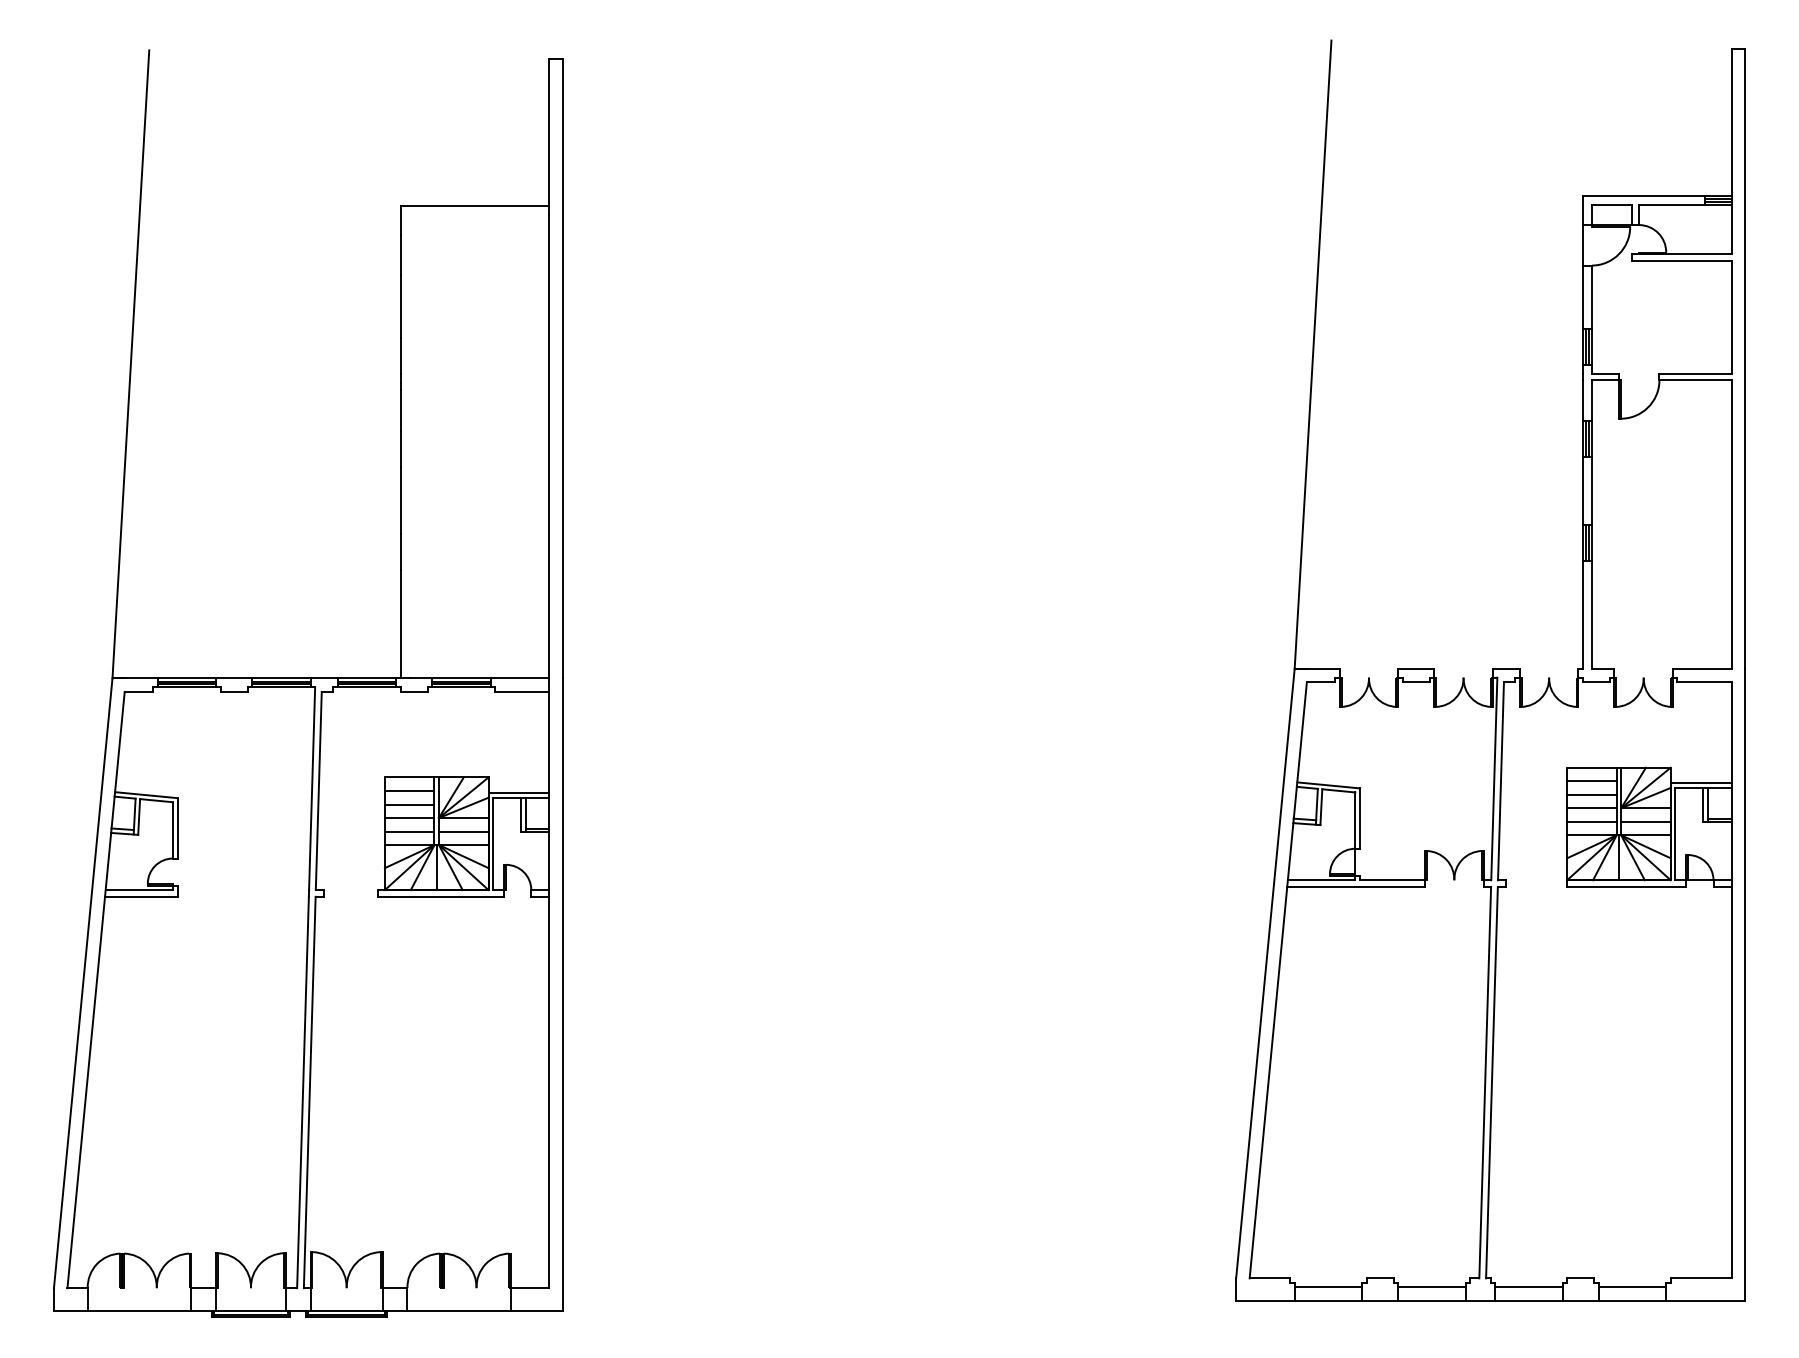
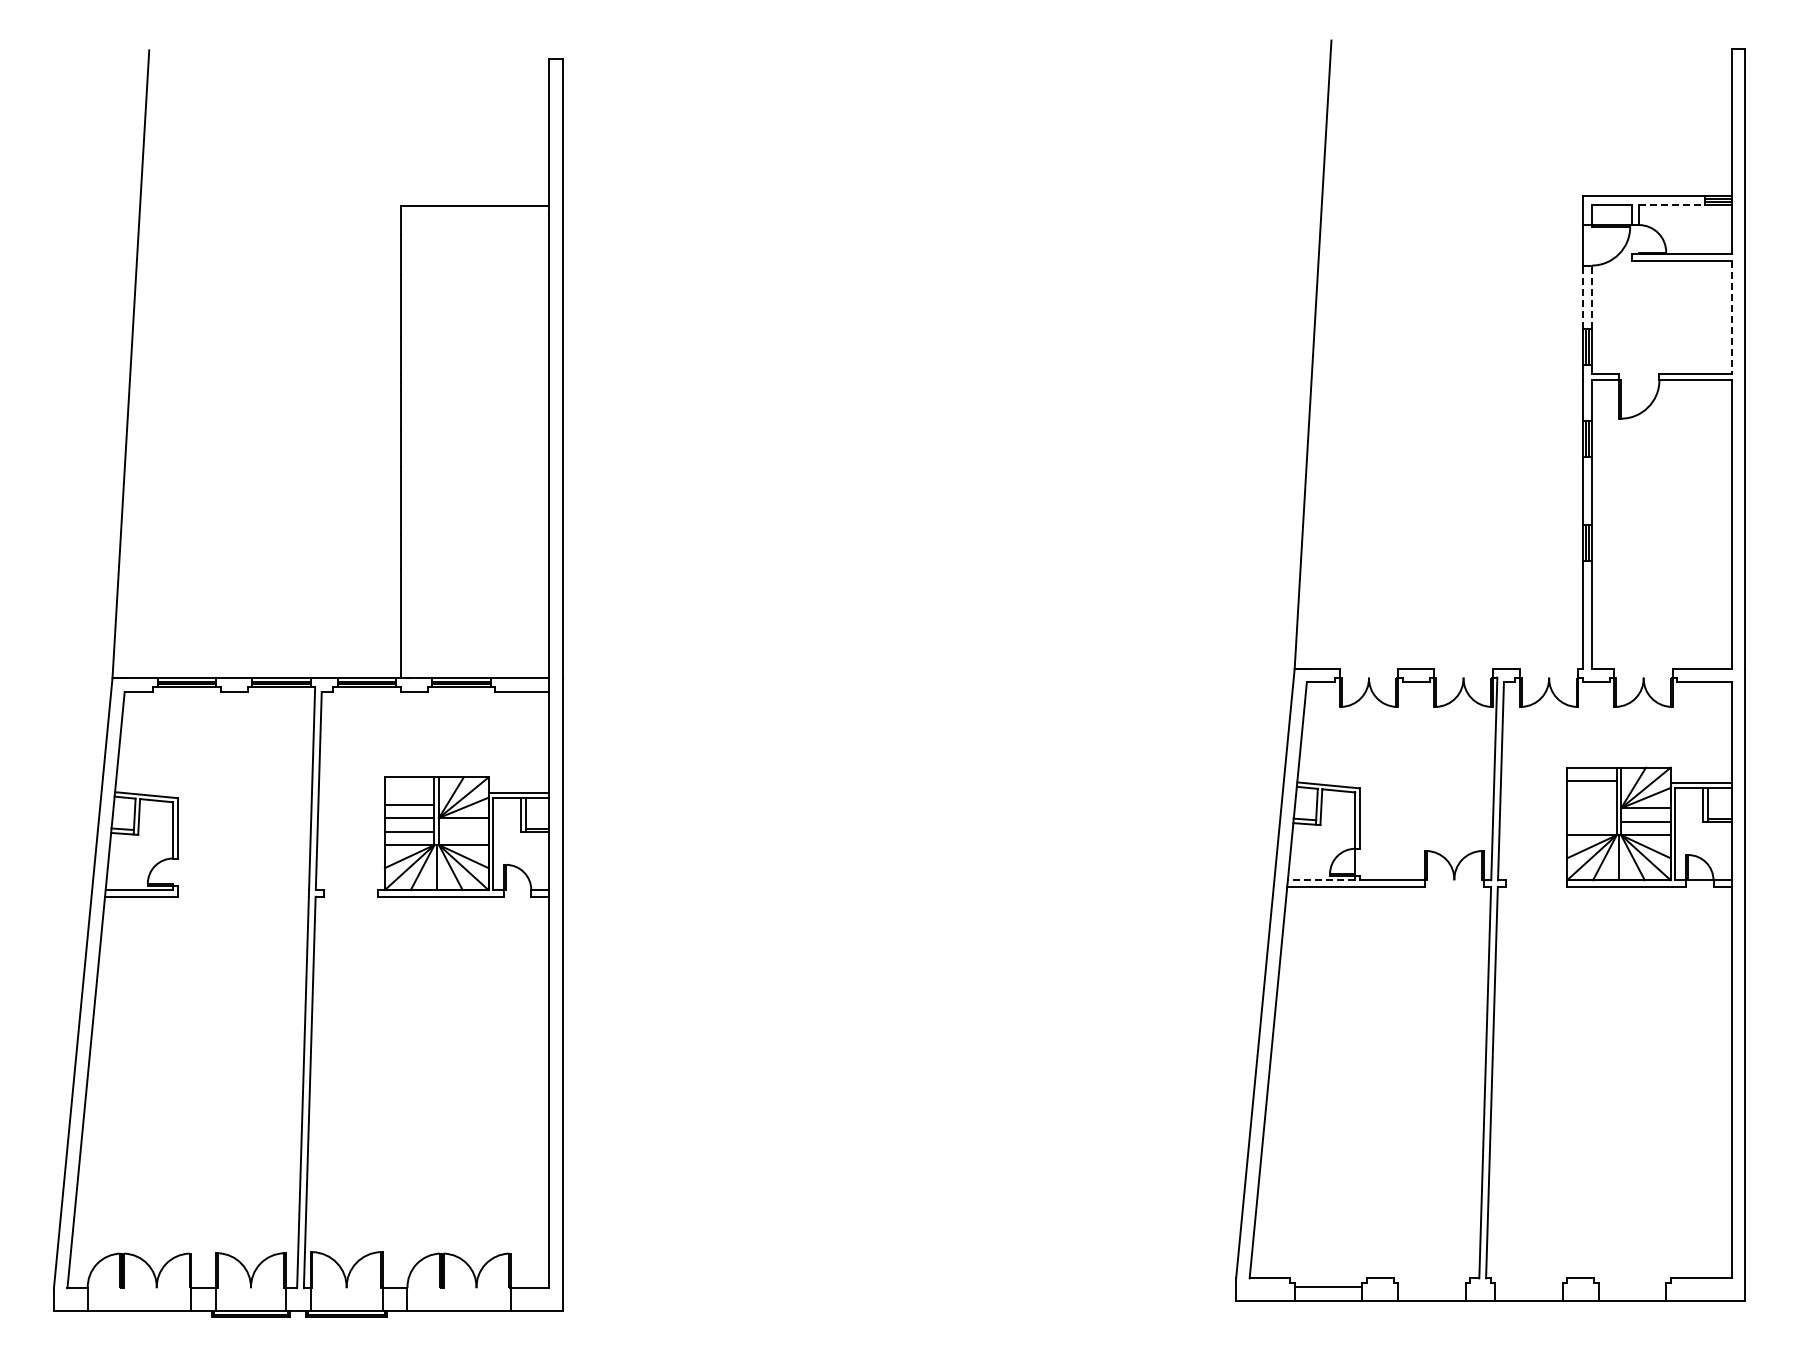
line: solid -> dashed (1671, 204)
line: solid -> dashed (1582, 297)
line: solid -> dashed (1591, 297)
line: solid -> dashed (1731, 317)
line: present -> none (409, 790)
line: present -> none (1591, 794)
line: present -> none (1591, 808)
line: present -> none (1591, 821)
line: present -> none (463, 831)
line: solid -> dashed (1321, 880)
line: present -> none (1431, 1287)
line: present -> none (1528, 1287)
line: present -> none (1632, 1287)
